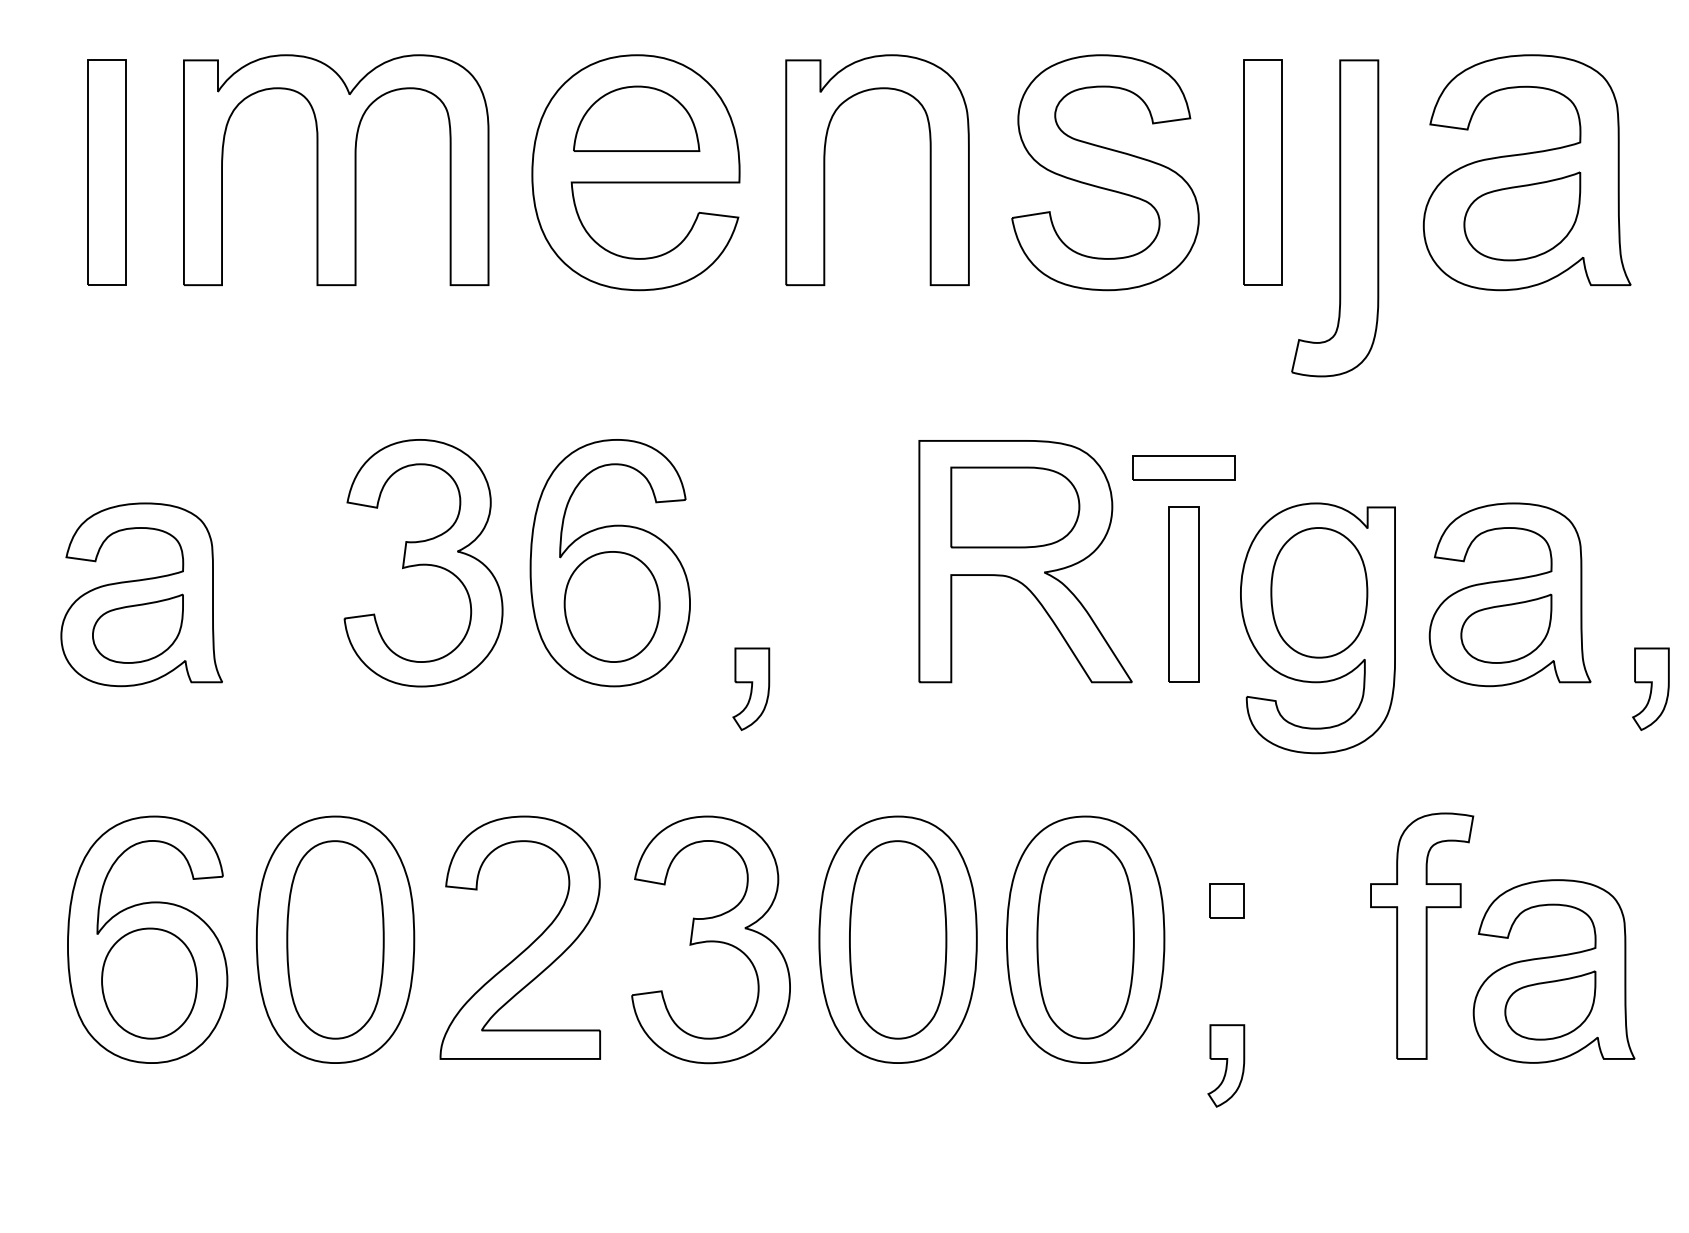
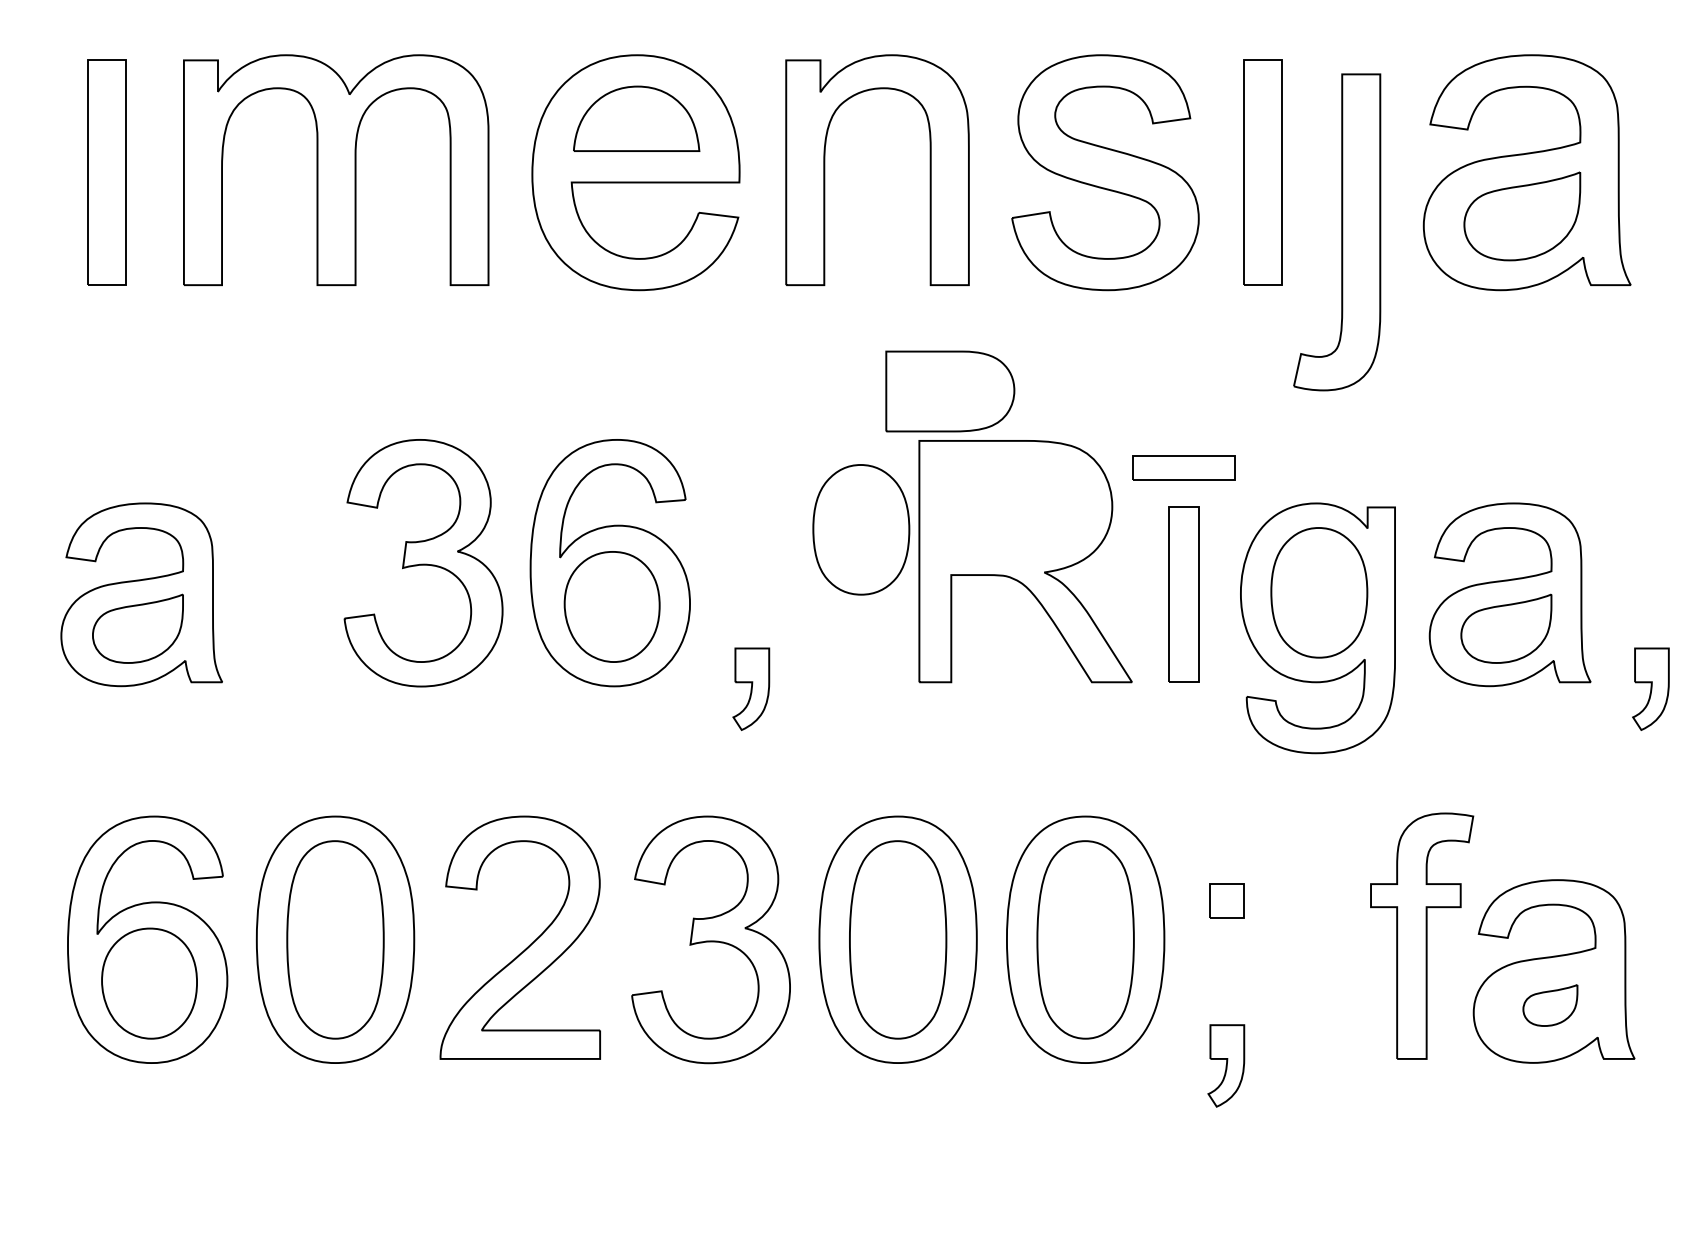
part position: (1335, 218) -> (1337, 232) (1337, 232)
part position: (1015, 507) -> (950, 391) (950, 391)
part: none -> present (861, 529)
part size: 93x71 px -> 57x43 px (1550, 1005)
